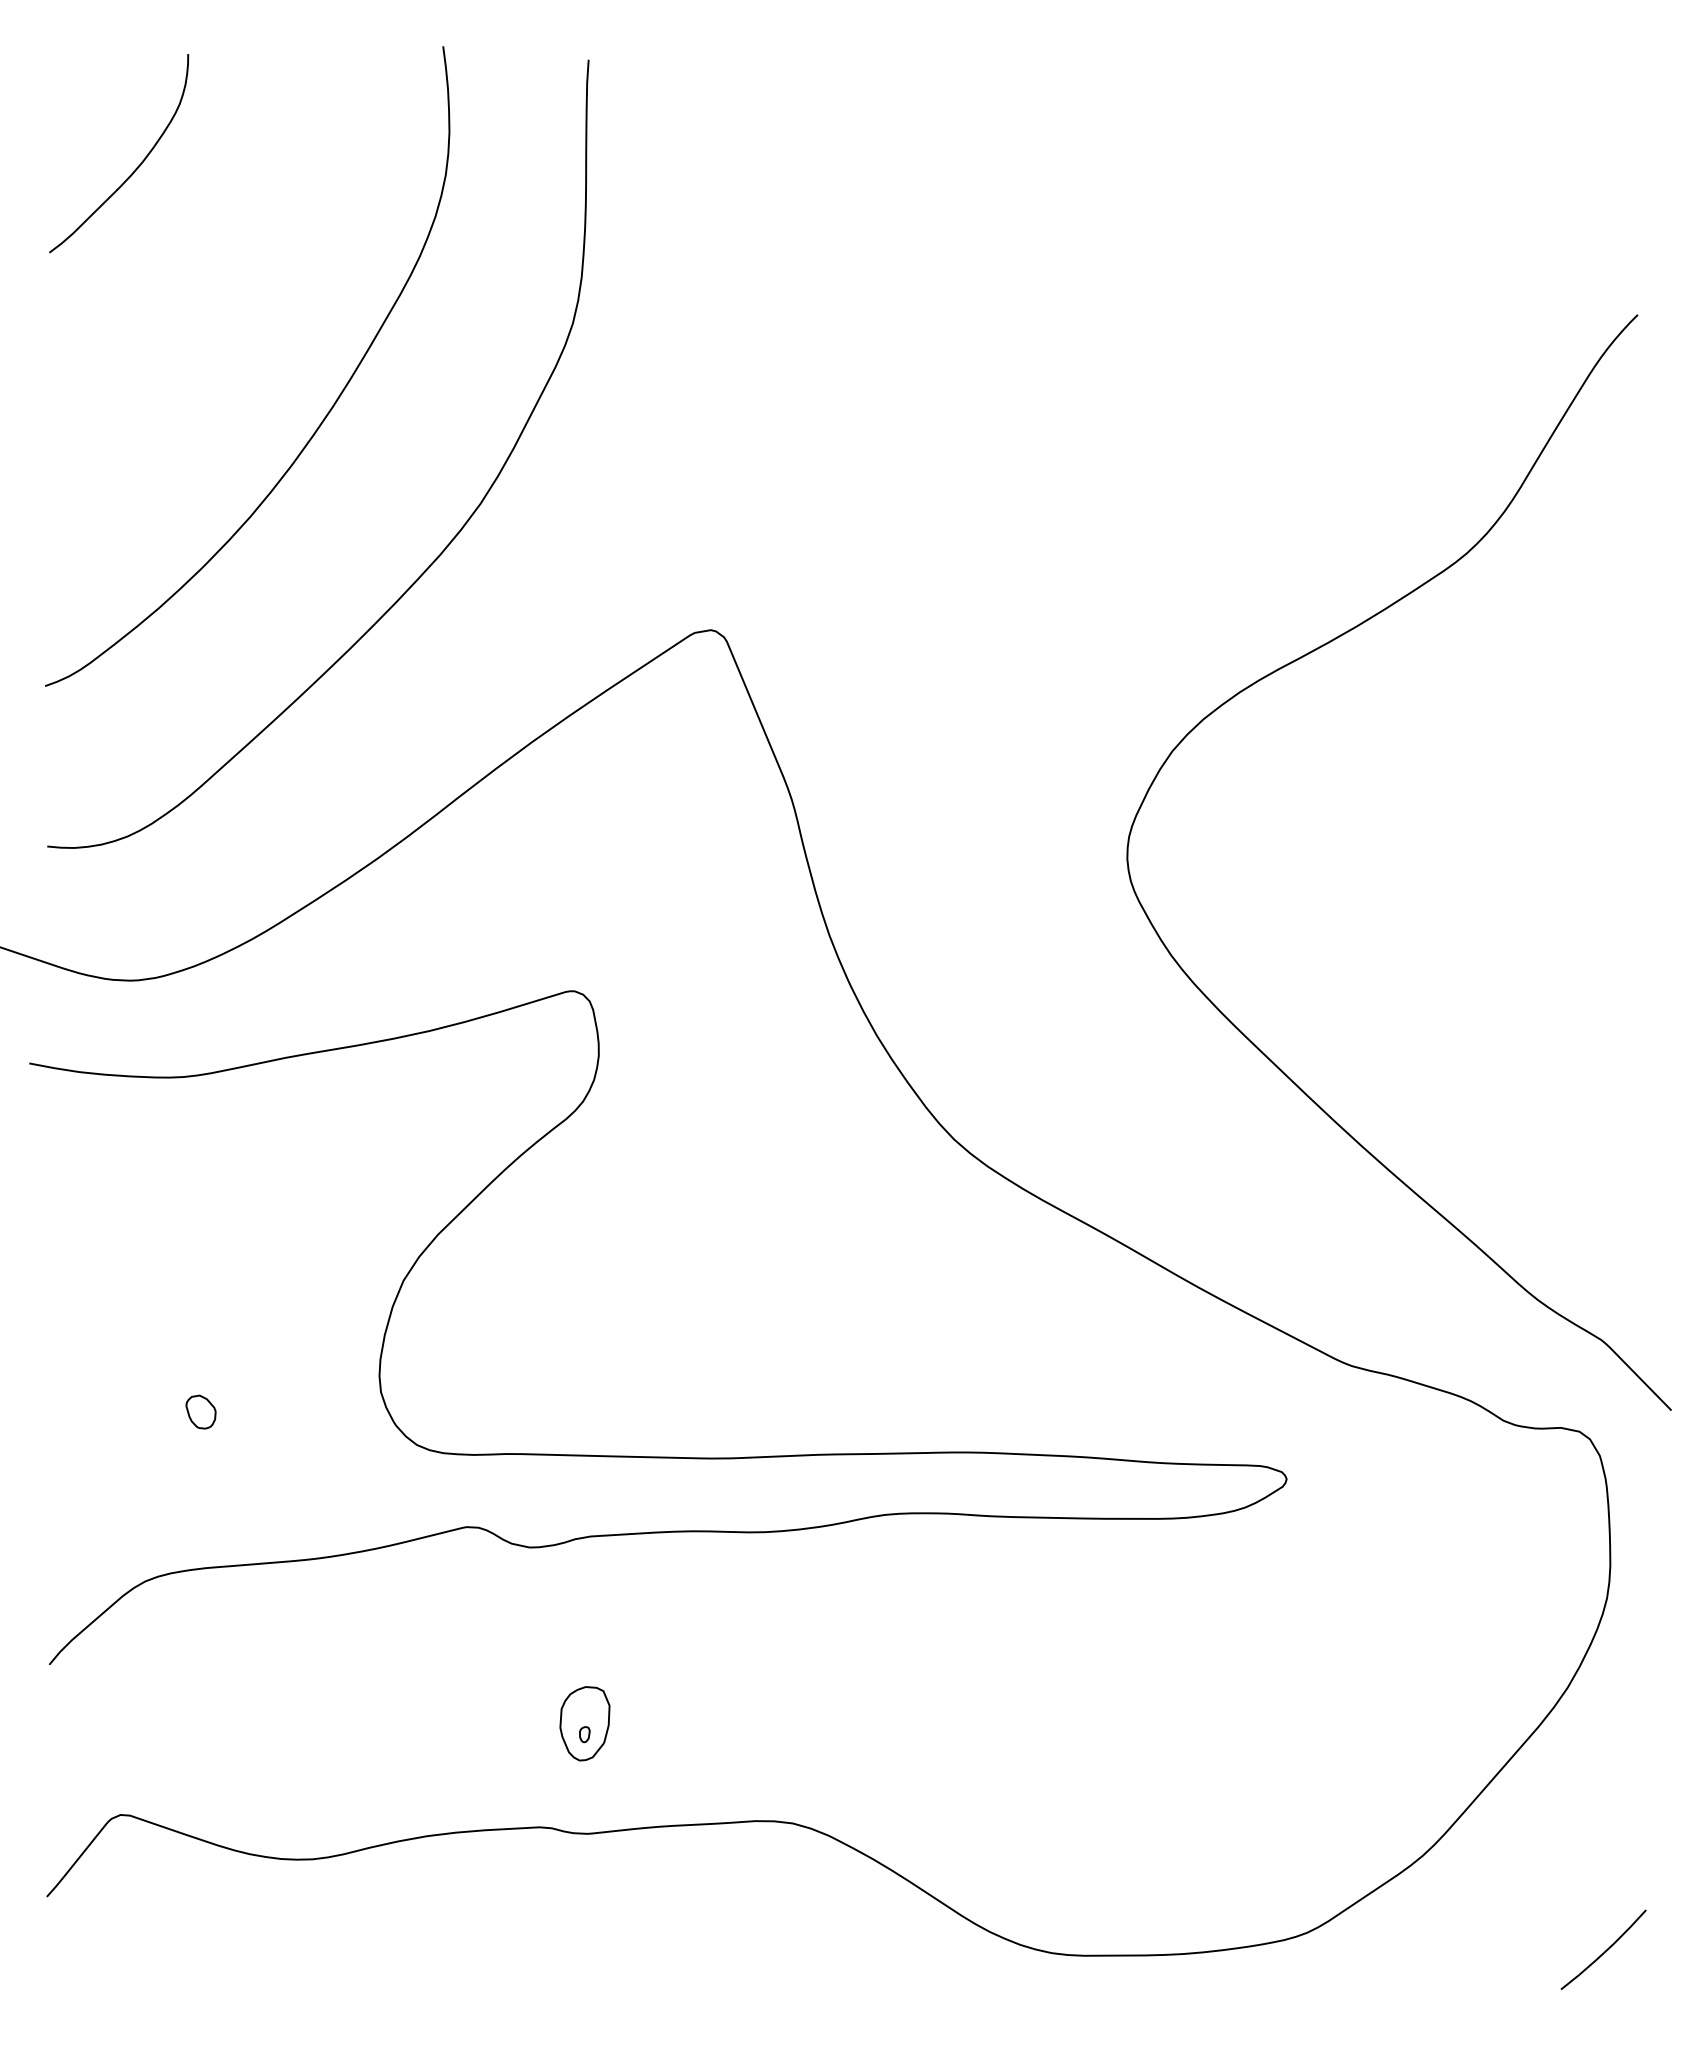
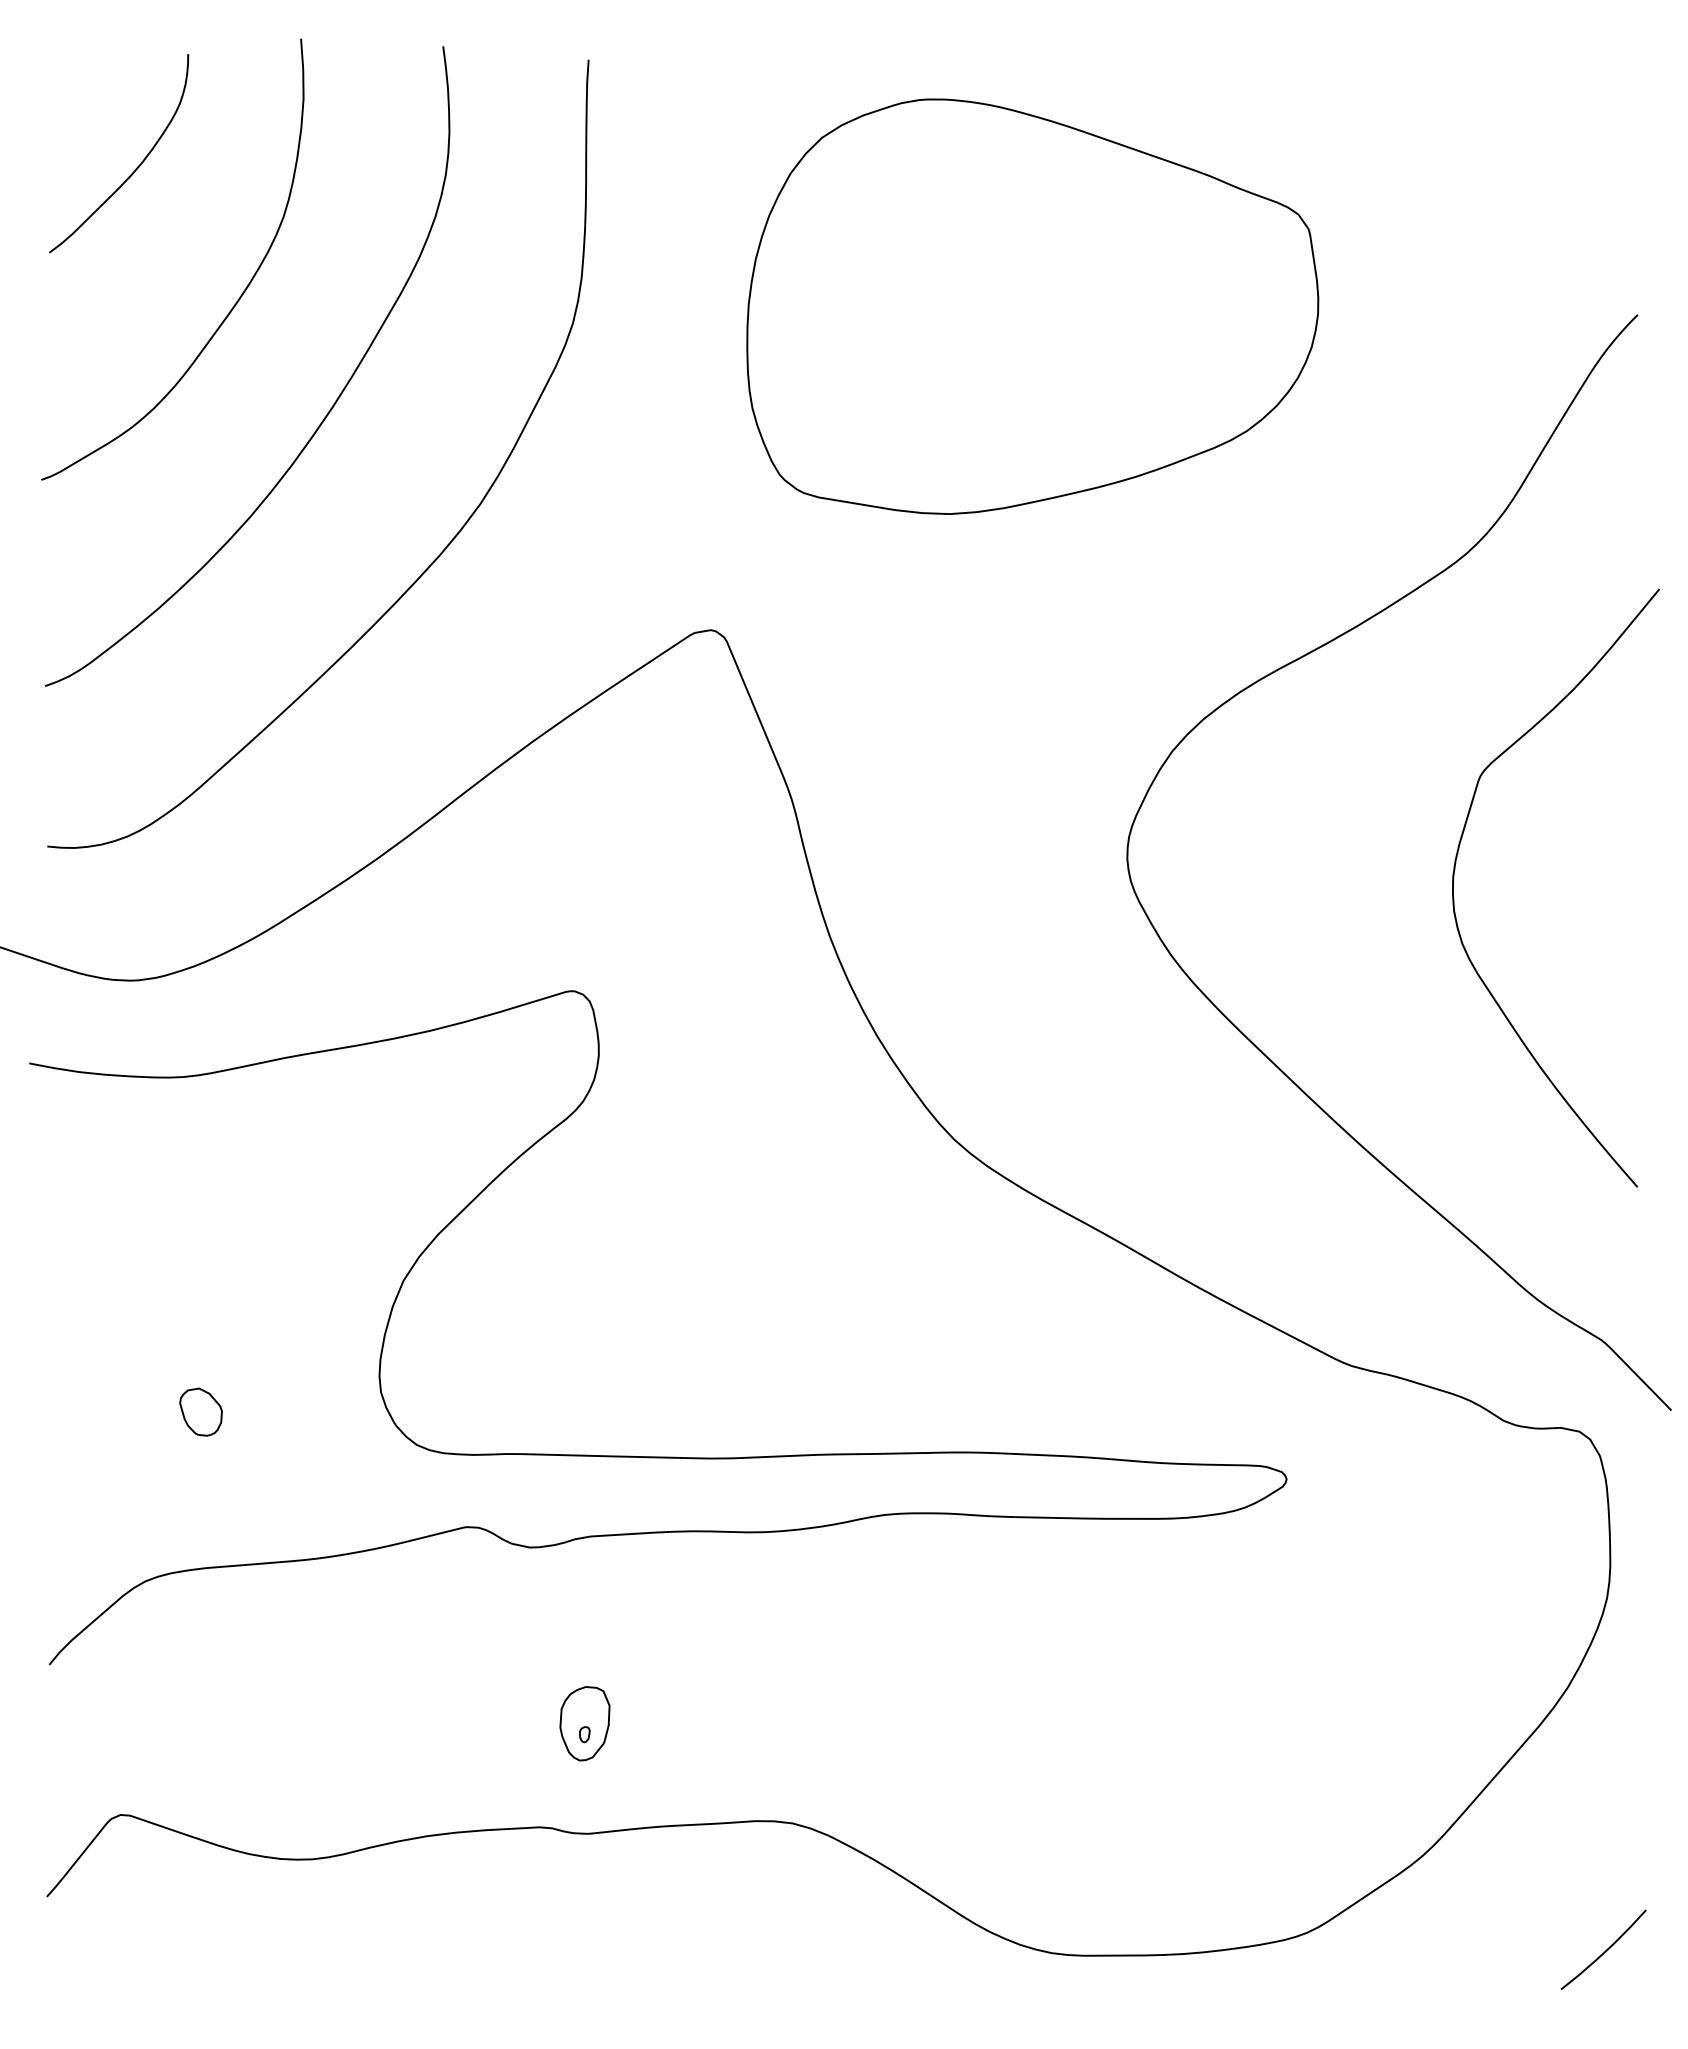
curve: none -> present (235, 302)
part: none -> present (1032, 306)
curve: none -> present (1455, 870)
part size: 32x36 px -> 44x50 px (200, 1411)
